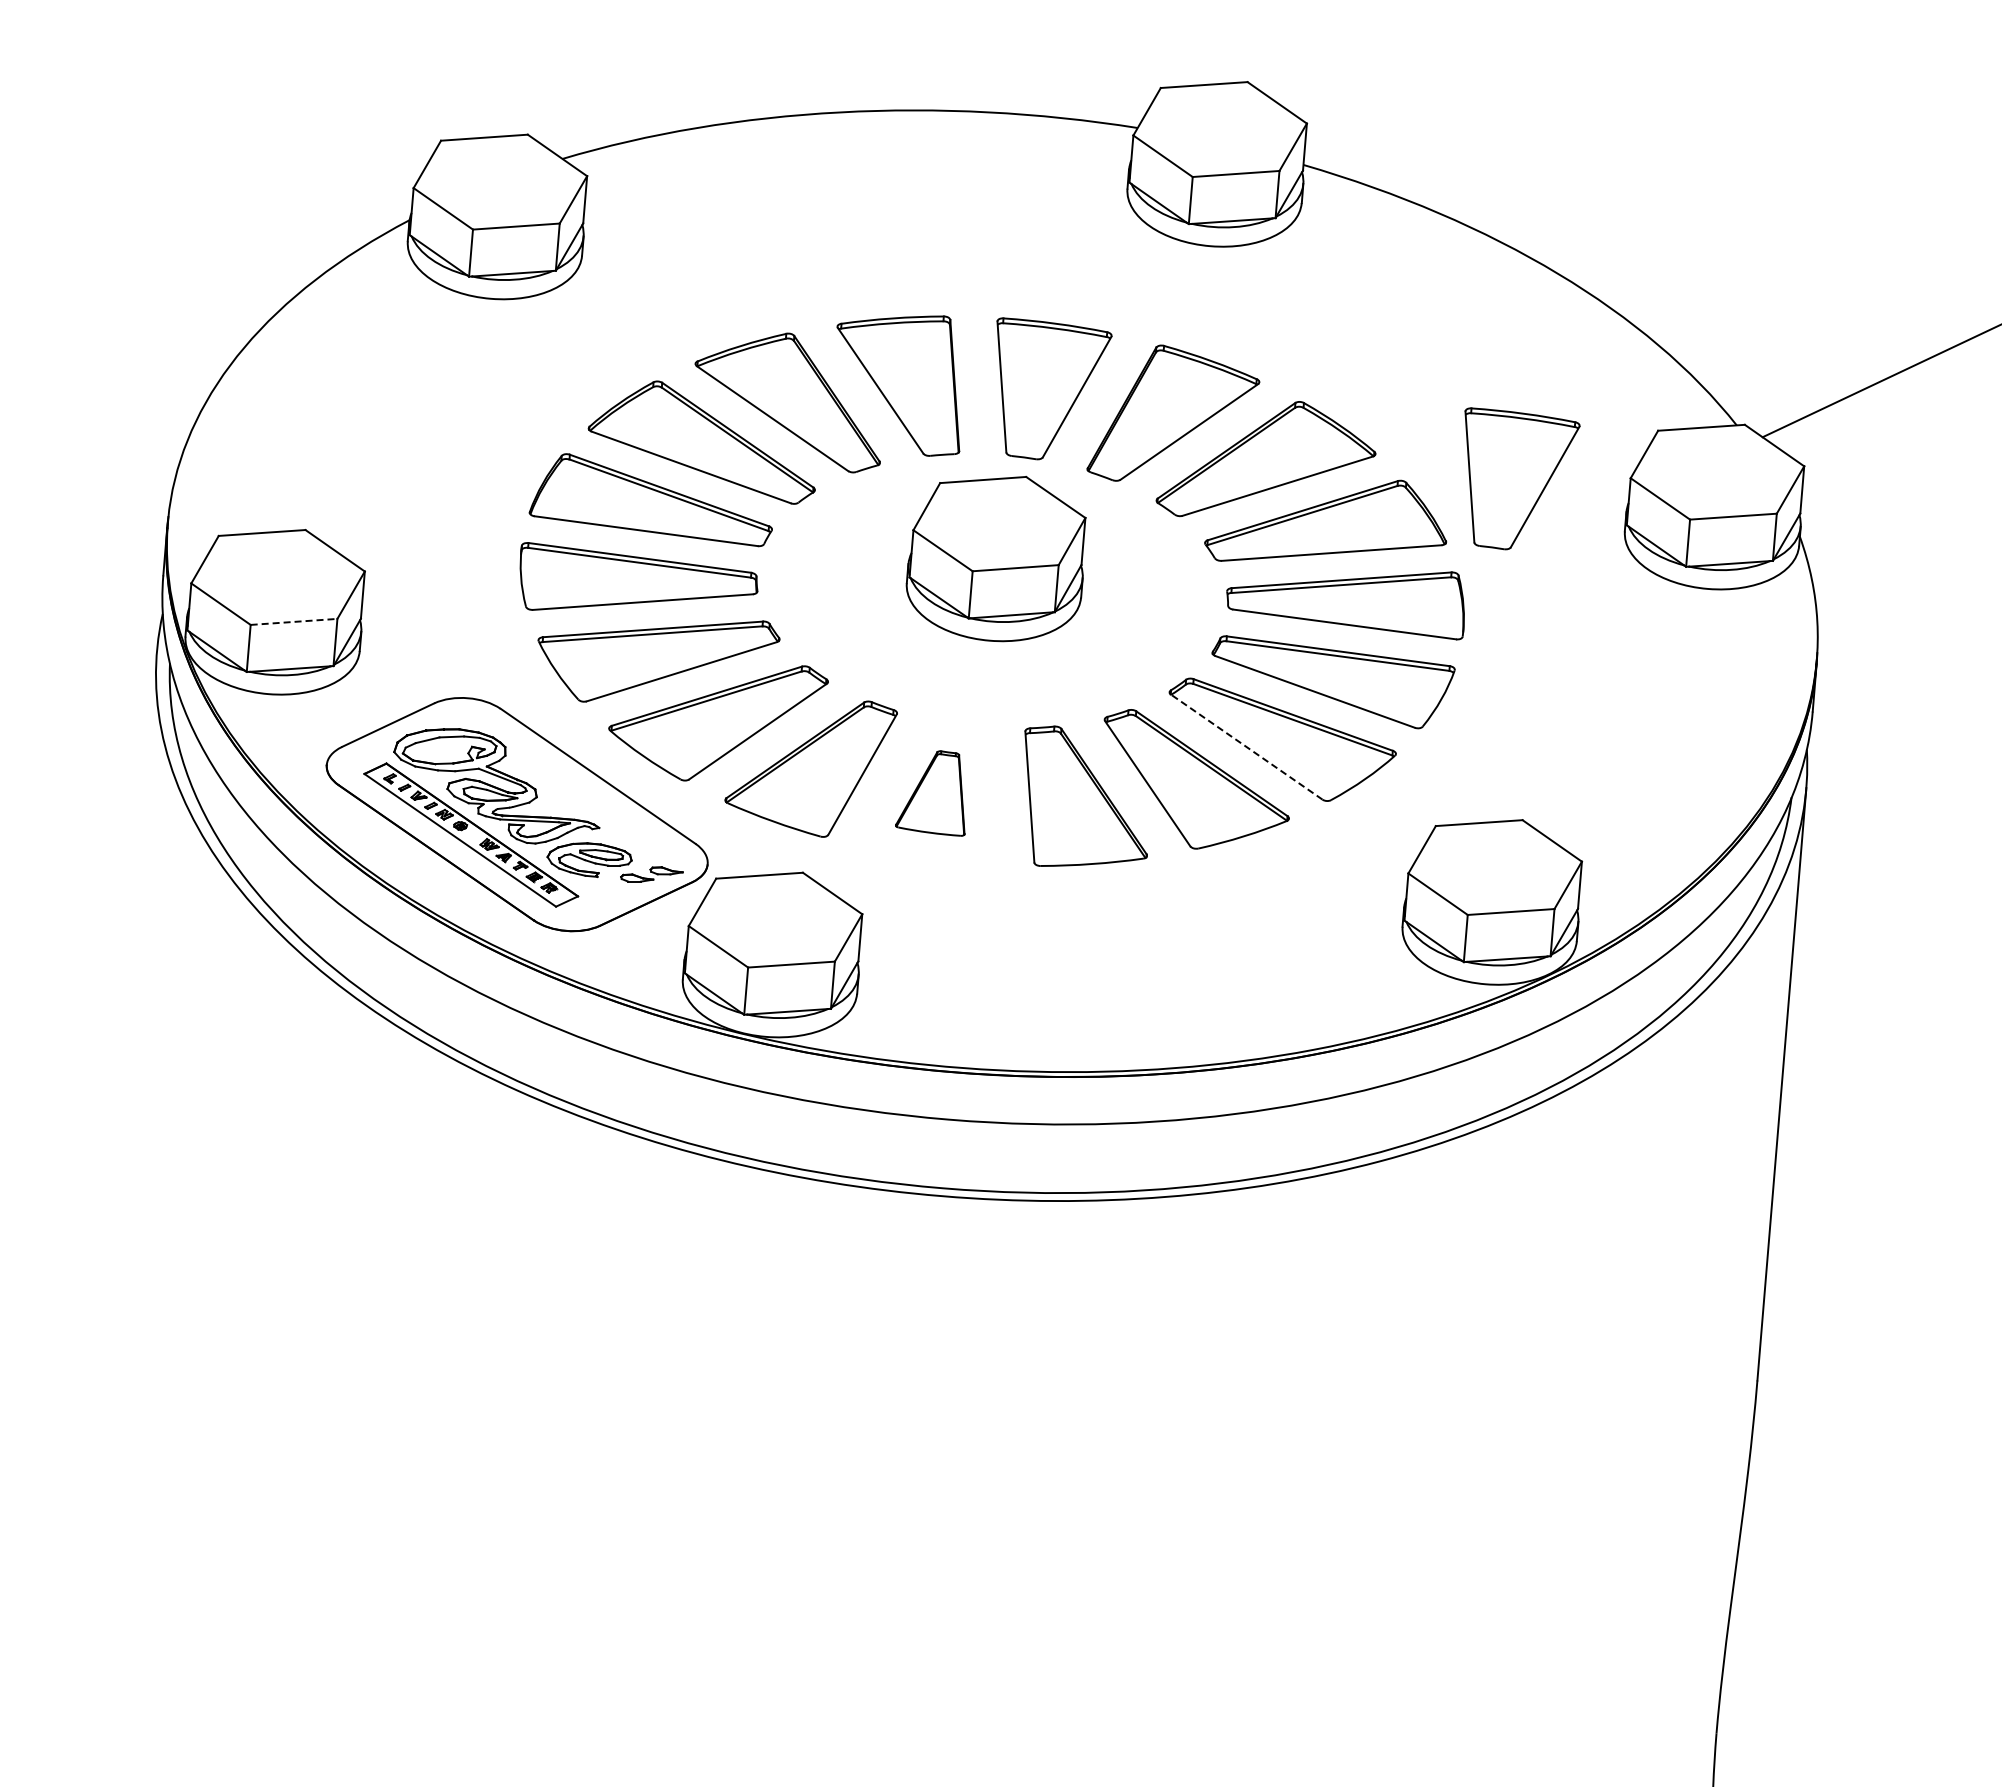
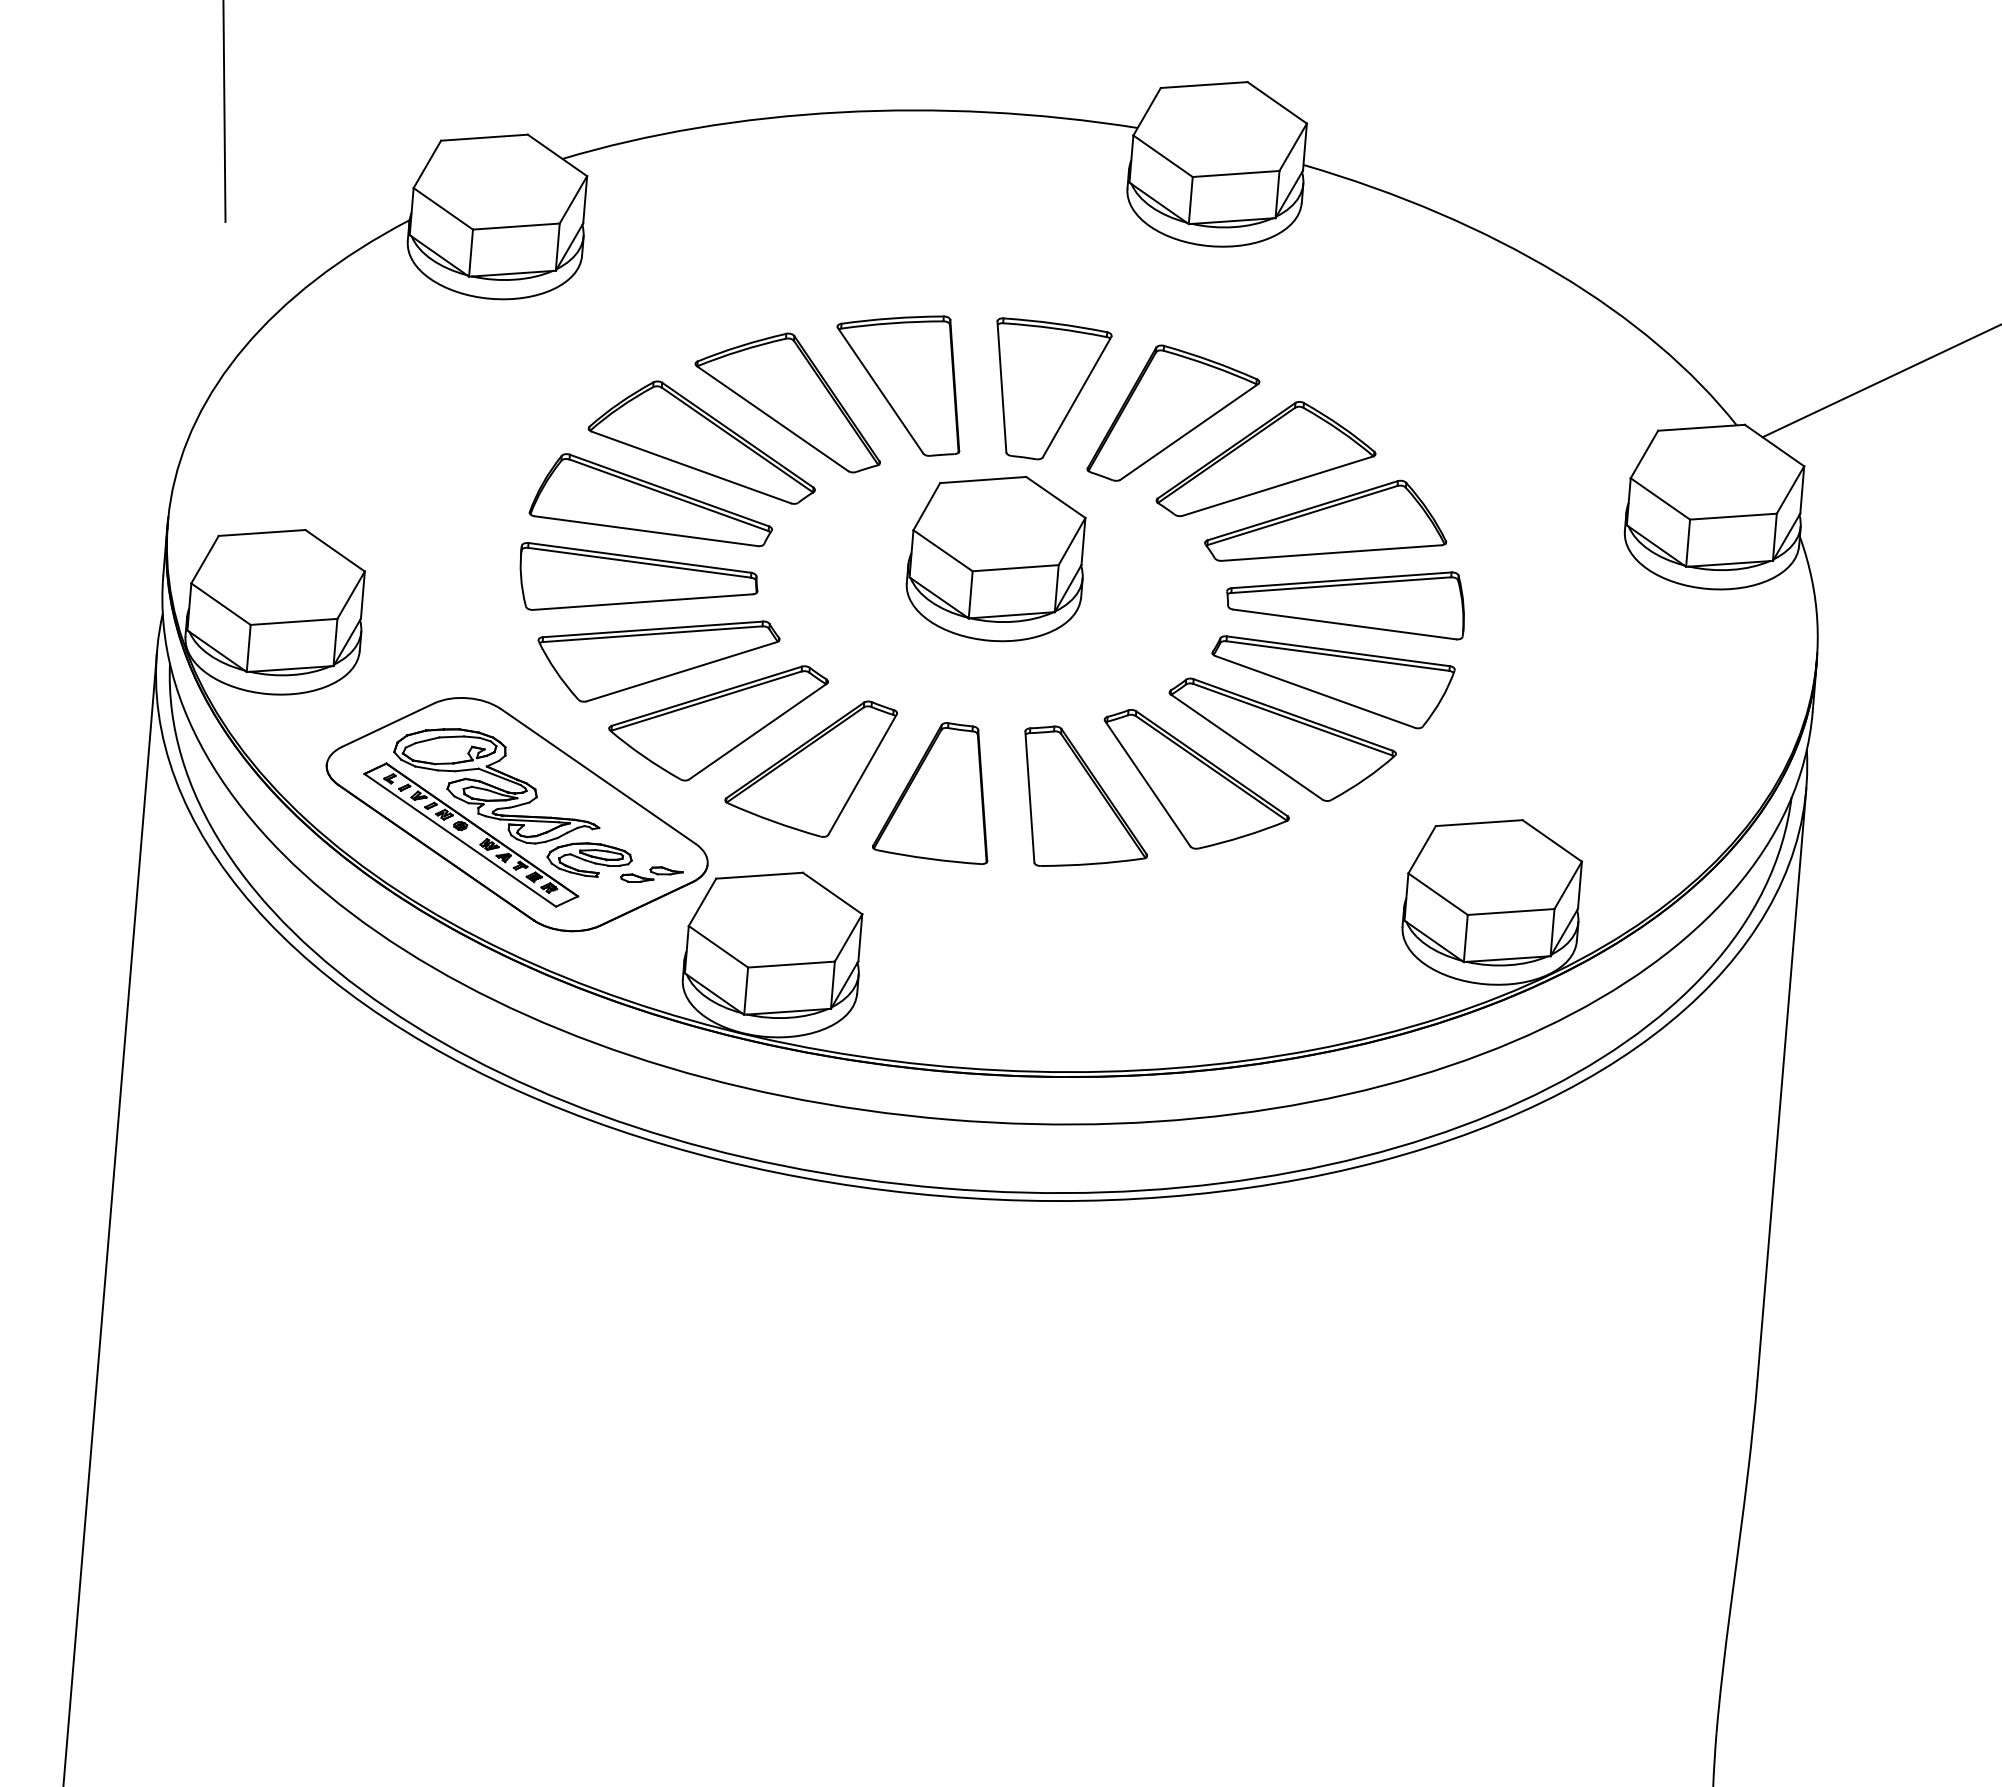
line: none -> present (224, 111)
part: present -> none (1522, 478)
line: dashed -> solid (294, 621)
line: dashed -> solid (1246, 746)
part size: 71x87 px -> 117x143 px (930, 793)
line: none -> present (110, 1217)
